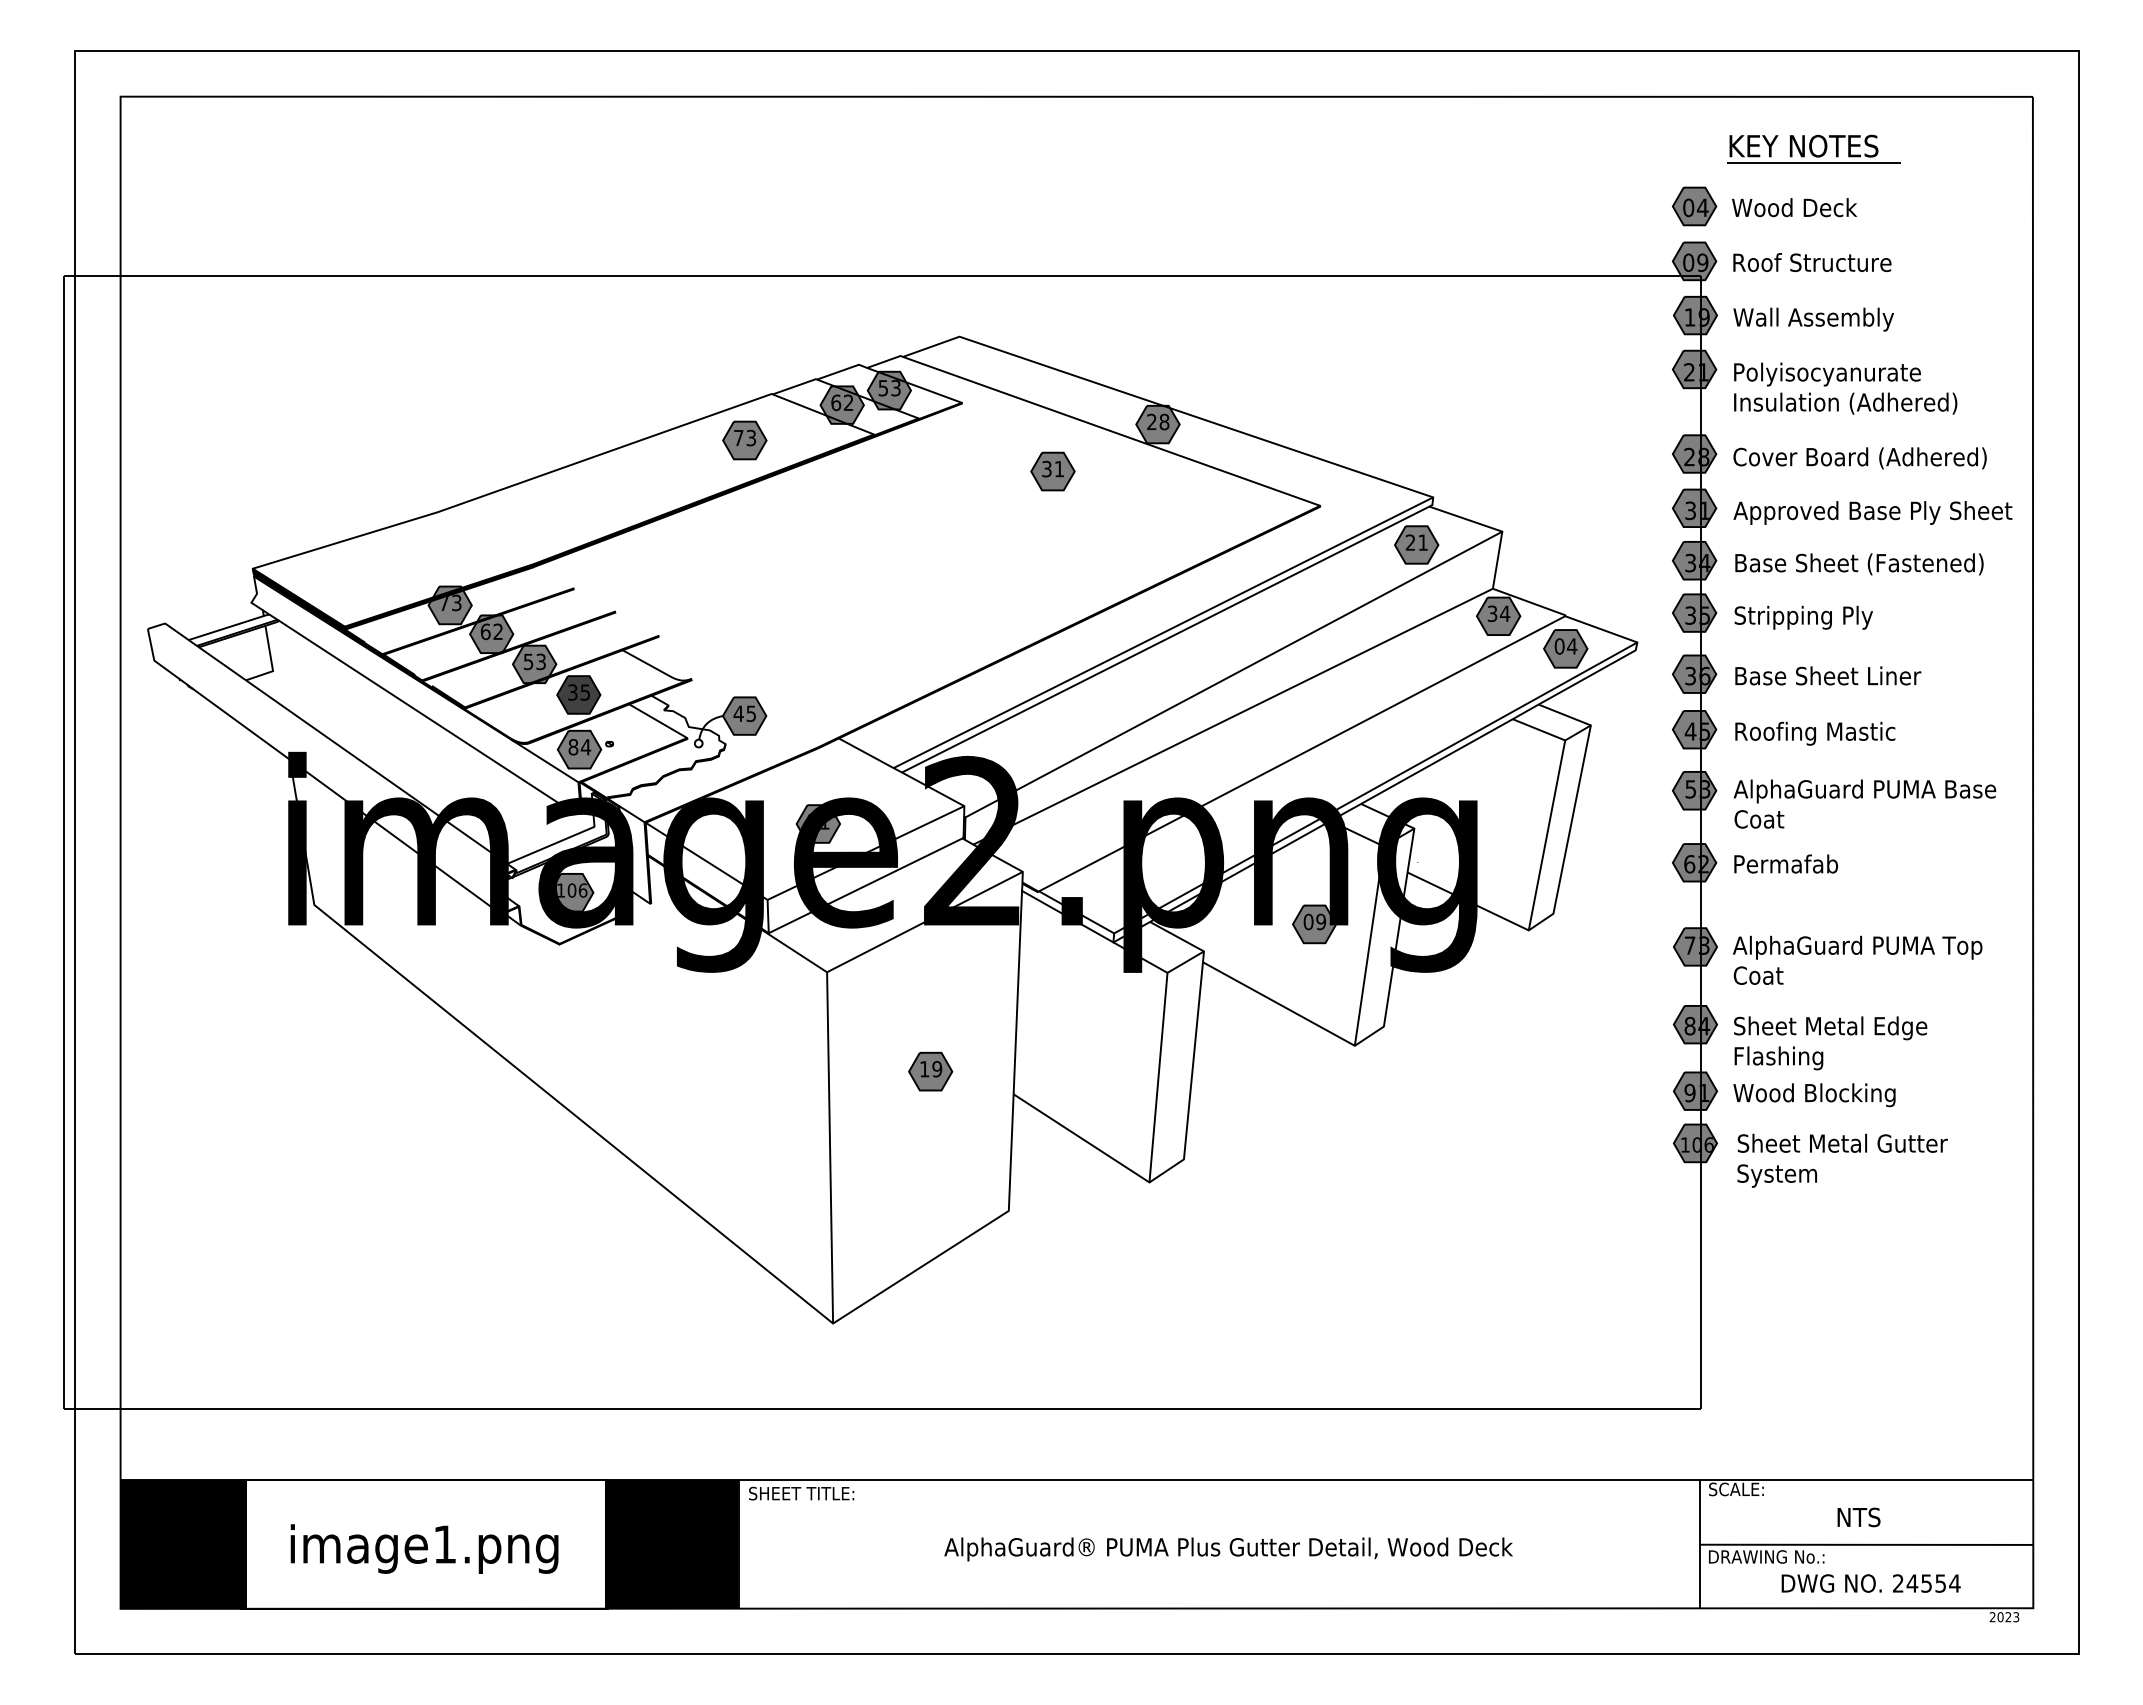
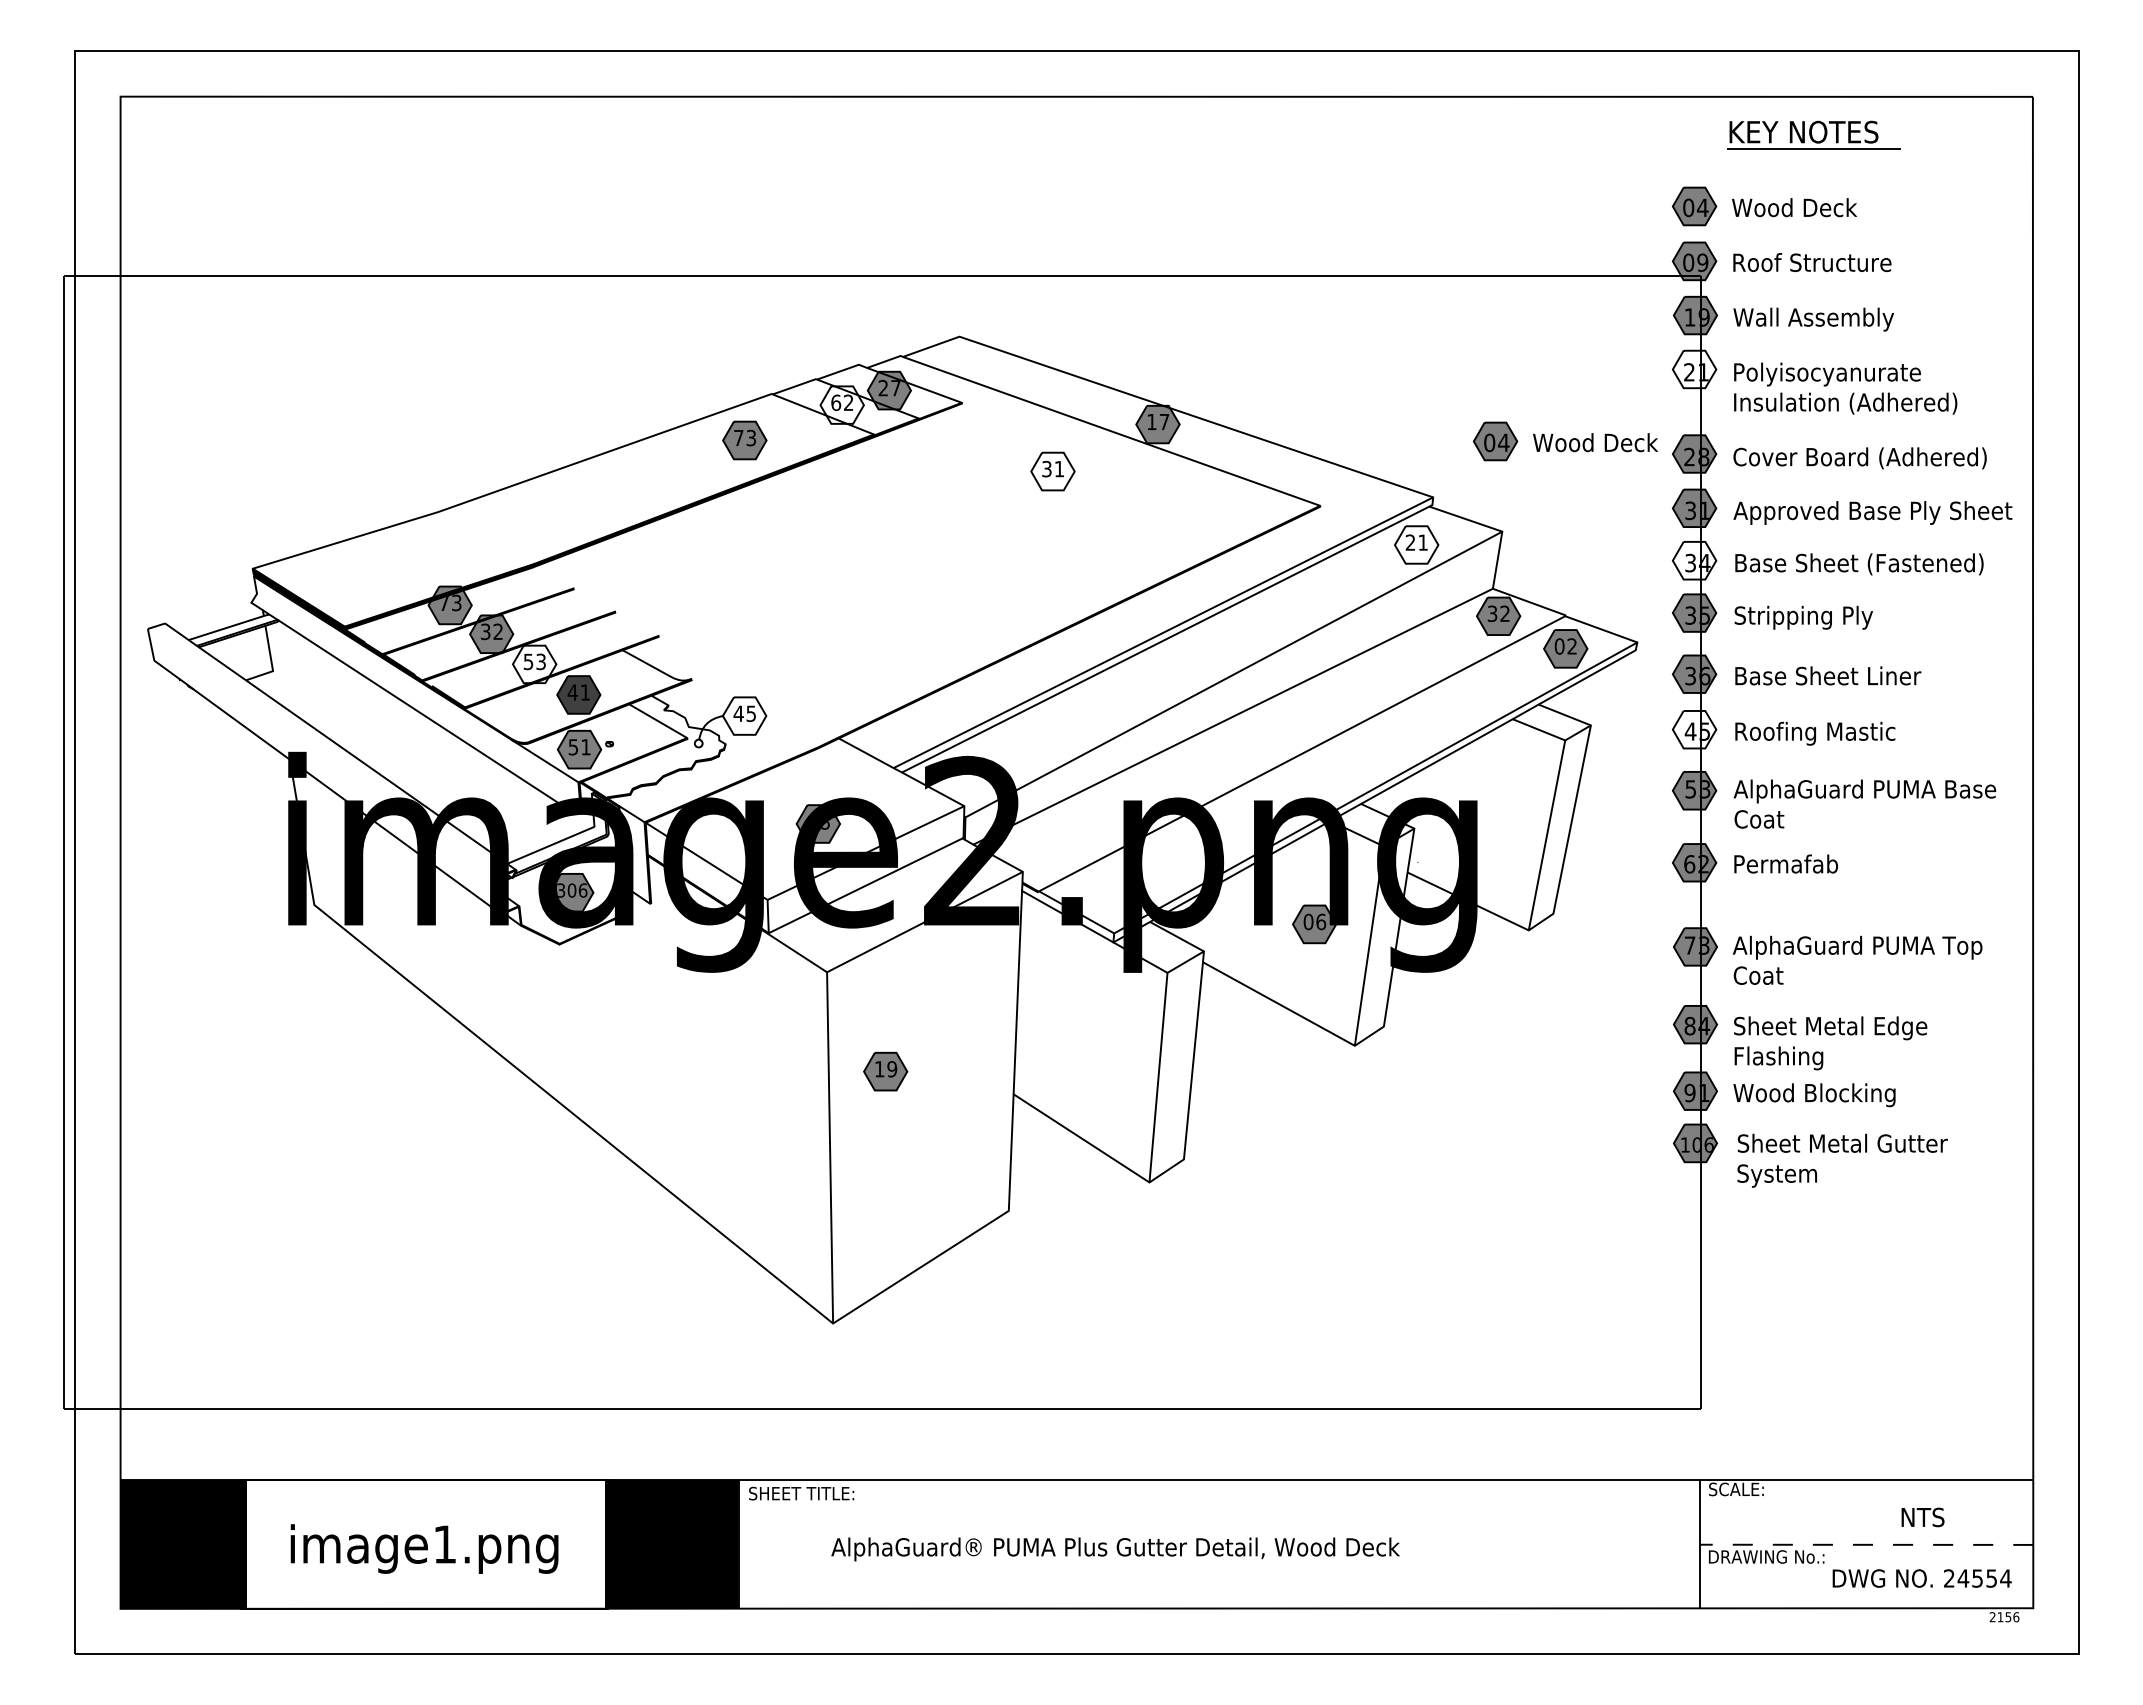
part position: (1813, 148) -> (1813, 134) (1813, 134)
fill: present -> none (1694, 369)
text: 53 -> 27 (889, 388)
fill: present -> none (841, 404)
text: 28 -> 17 (1158, 421)
part: none -> present (1565, 441)
fill: present -> none (1052, 471)
fill: present -> none (1416, 544)
fill: present -> none (1694, 560)
text: 34 -> 32 (1505, 613)
text: 62 -> 32 (485, 631)
text: 04 -> 02 (1572, 646)
fill: present -> none (534, 664)
text: 35 -> 41 (578, 692)
fill: present -> none (744, 715)
fill: present -> none (1694, 729)
text: 84 -> 51 (579, 747)
text: 91 -> 48 (818, 821)
text: 106 -> 306 (561, 890)
text: 09 -> 06 (1321, 921)
part position: (930, 1071) -> (885, 1071) (885, 1071)
text position: (1858, 1517) -> (1922, 1517) (1922, 1517)
line: solid -> dashed (1866, 1544)
text position: (1228, 1549) -> (1115, 1549) (1115, 1549)
text position: (1870, 1583) -> (1921, 1578) (1921, 1578)
text: 2023 -> 2156 (2008, 1617)
